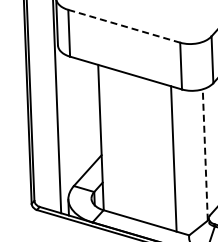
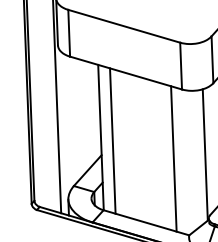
line: dashed -> solid (124, 26)
line: none -> present (112, 140)
line: dashed -> solid (205, 155)
